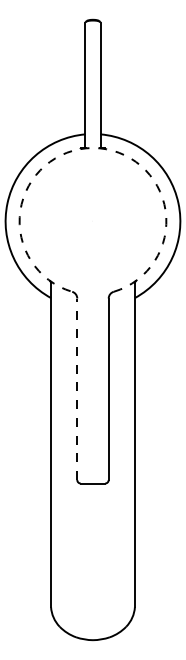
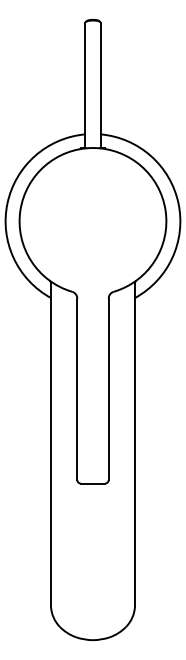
arc: dashed -> solid (92, 148)
line: dashed -> solid (77, 389)
